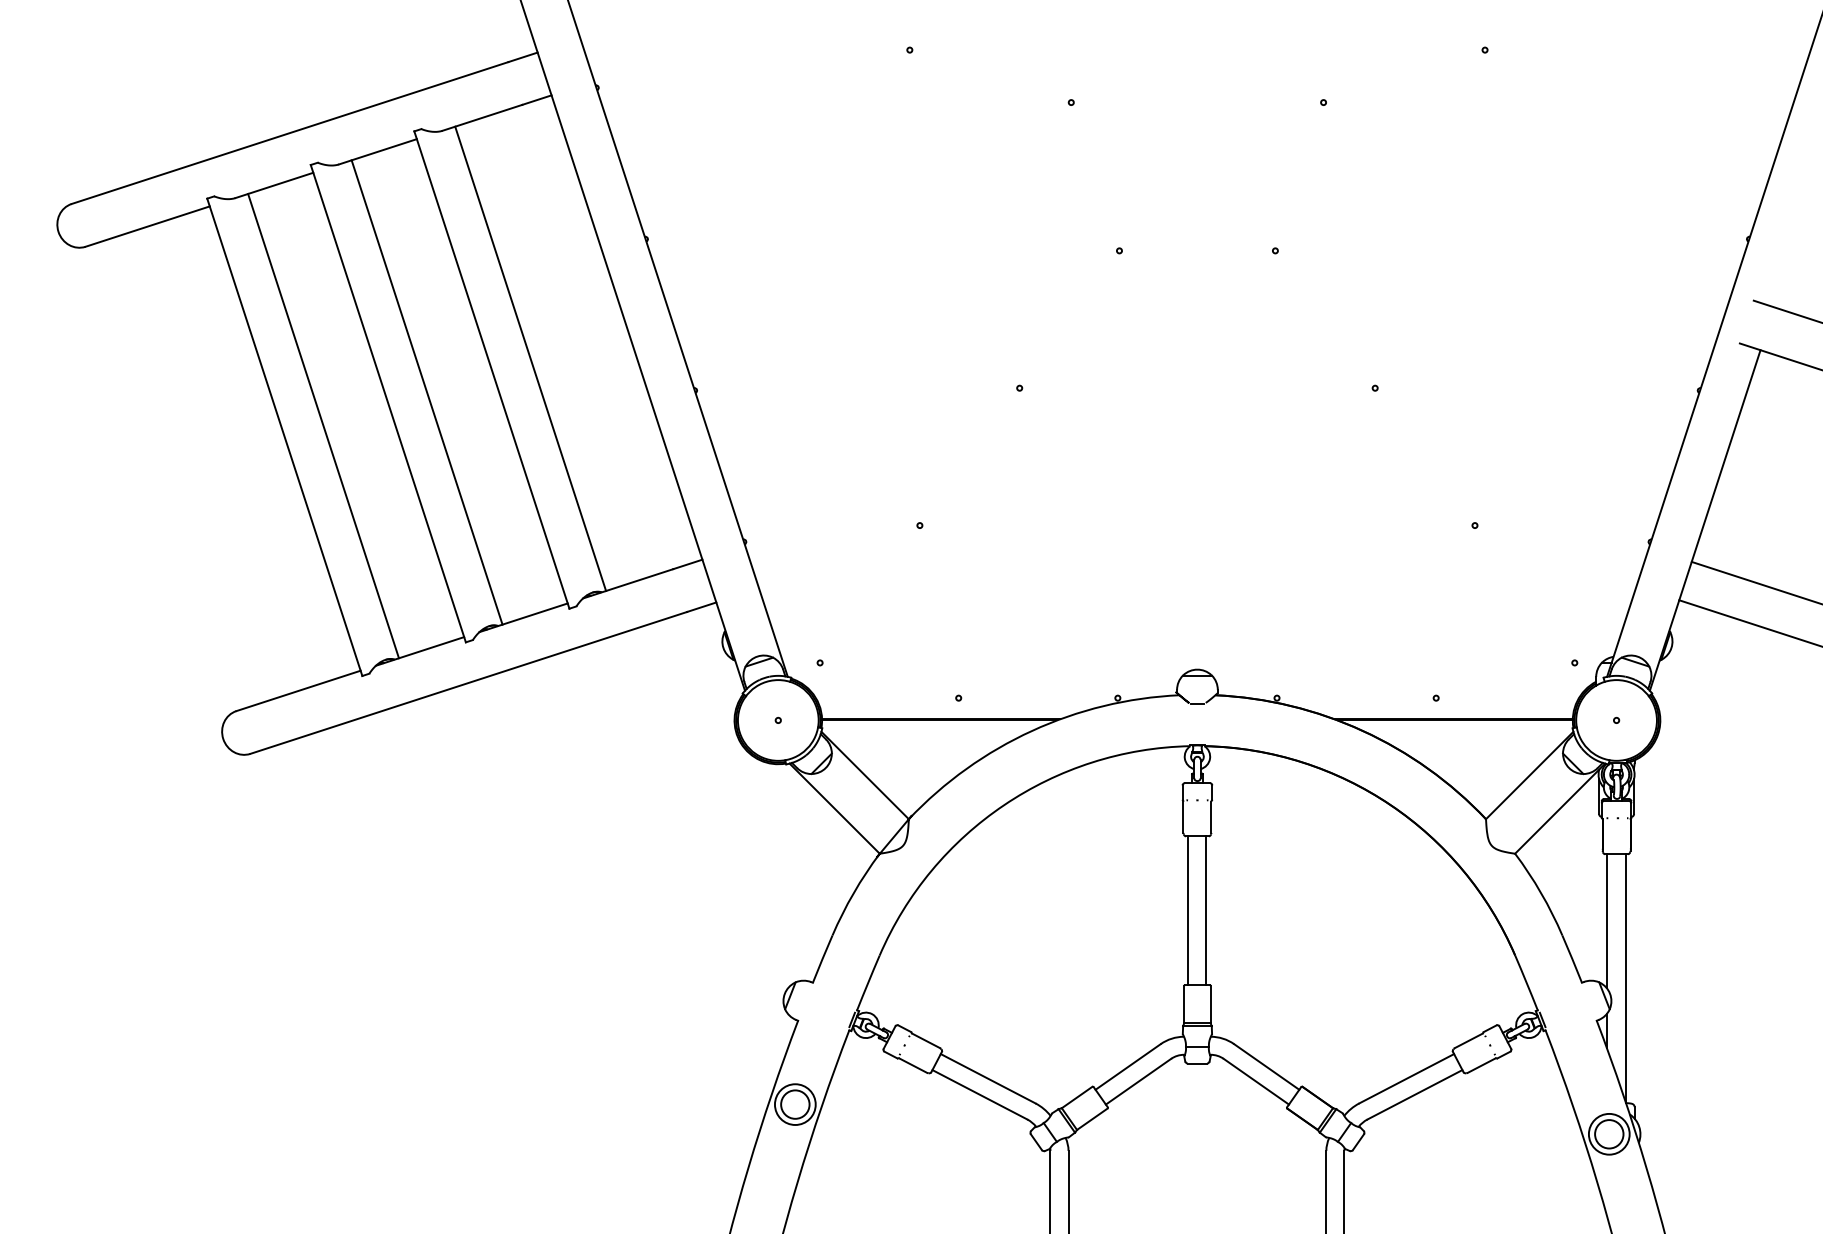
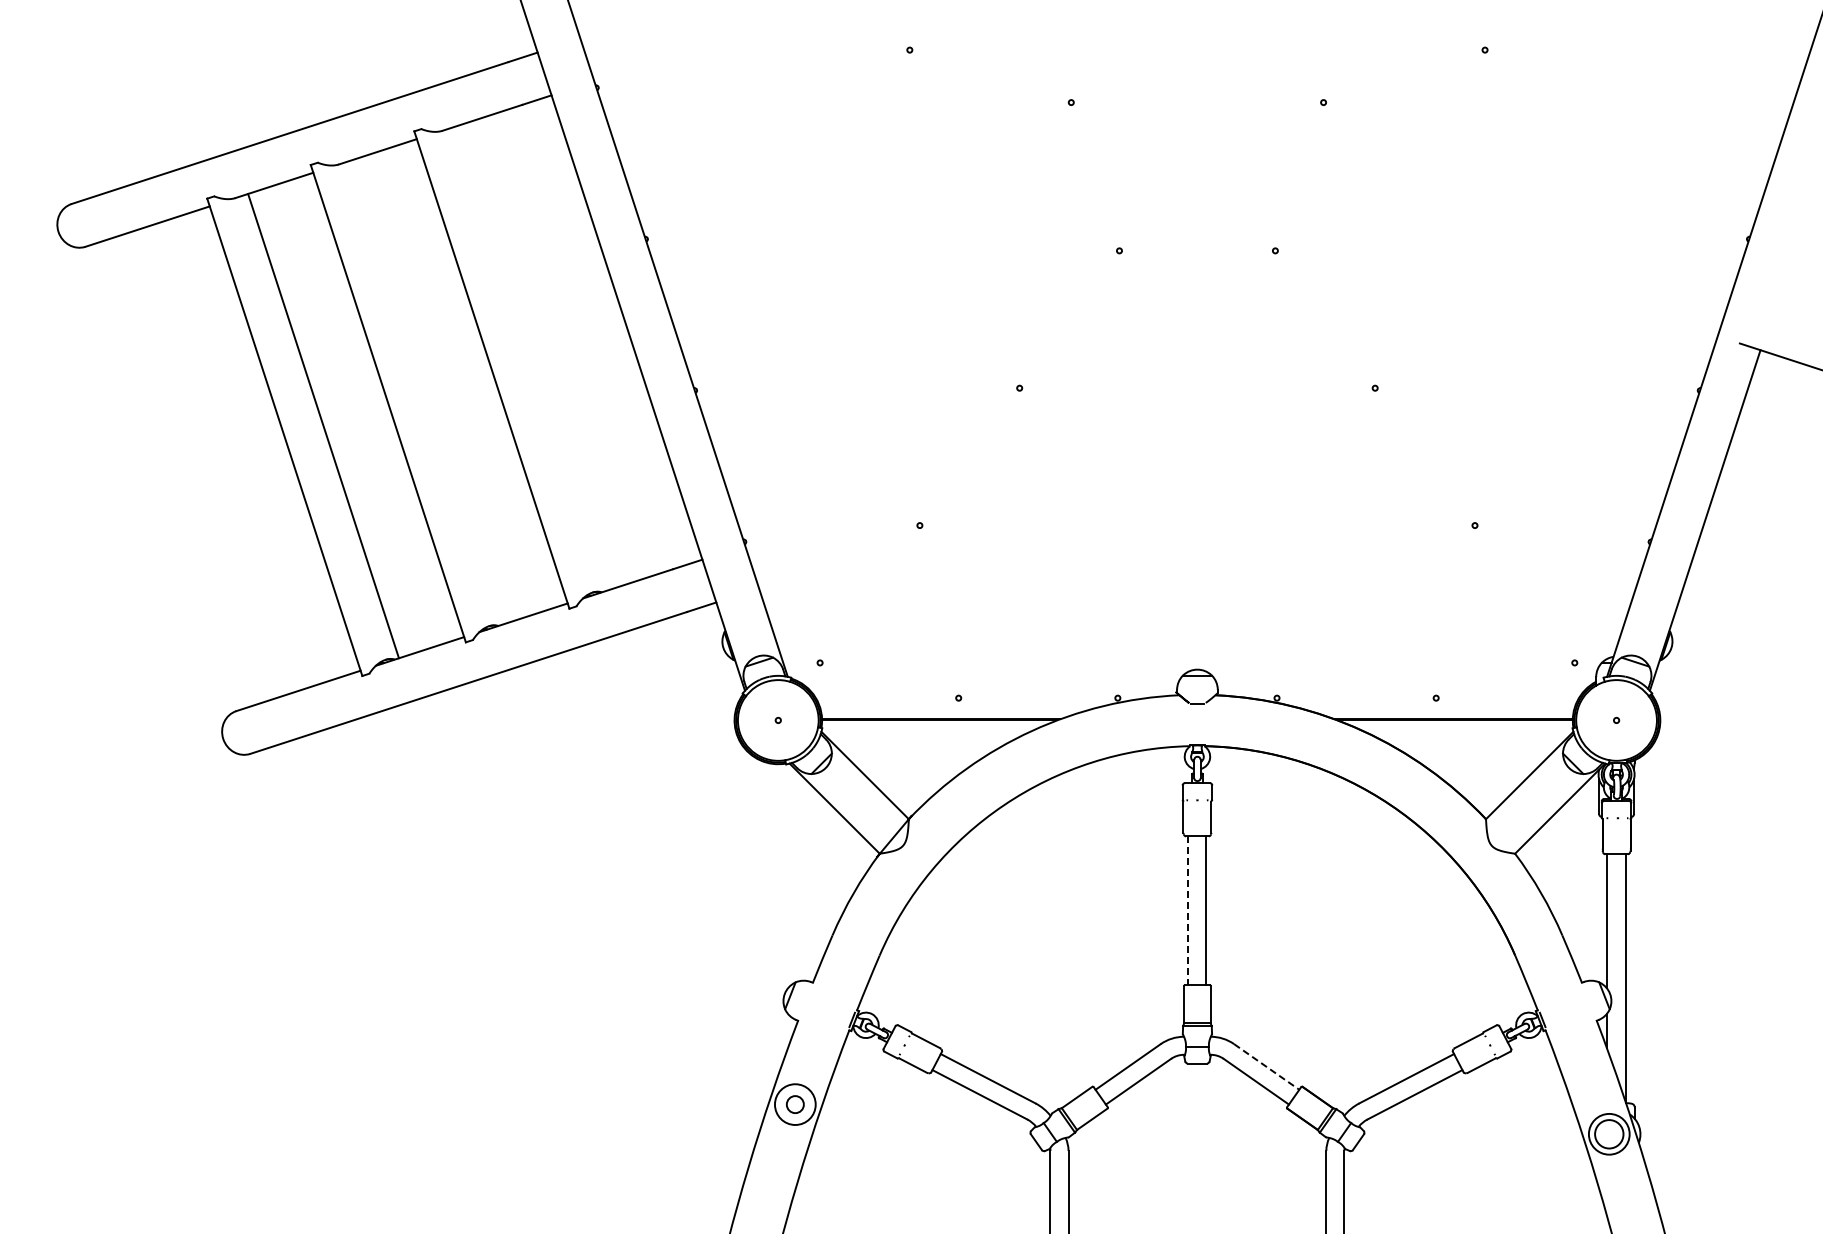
line: present -> none (1786, 311)
line: present -> none (530, 358)
line: present -> none (426, 392)
line: present -> none (1755, 582)
line: present -> none (1749, 622)
line: solid -> dashed (1188, 911)
line: solid -> dashed (1266, 1066)
circle diameter: 28 px -> 17 px (794, 1104)
